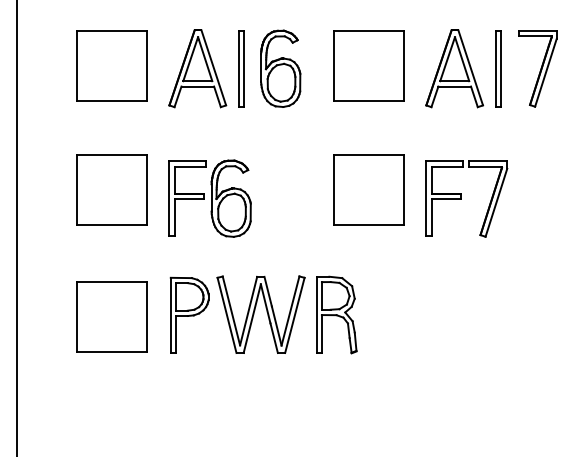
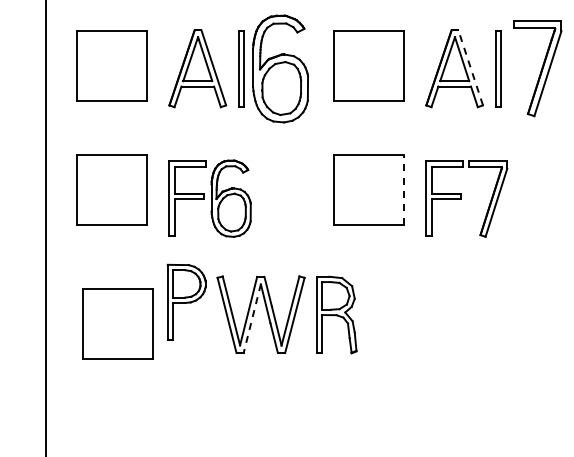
line: solid -> dashed (470, 67)
part size: 42x79 px -> 57x110 px (280, 68)
part size: 40x78 px -> 50x98 px (537, 68)
line: solid -> dashed (403, 189)
line position: (17, 227) -> (46, 227) (46, 227)
part position: (189, 314) -> (186, 301) (186, 301)
part position: (111, 316) -> (117, 323) (117, 323)
line: solid -> dashed (252, 319)
